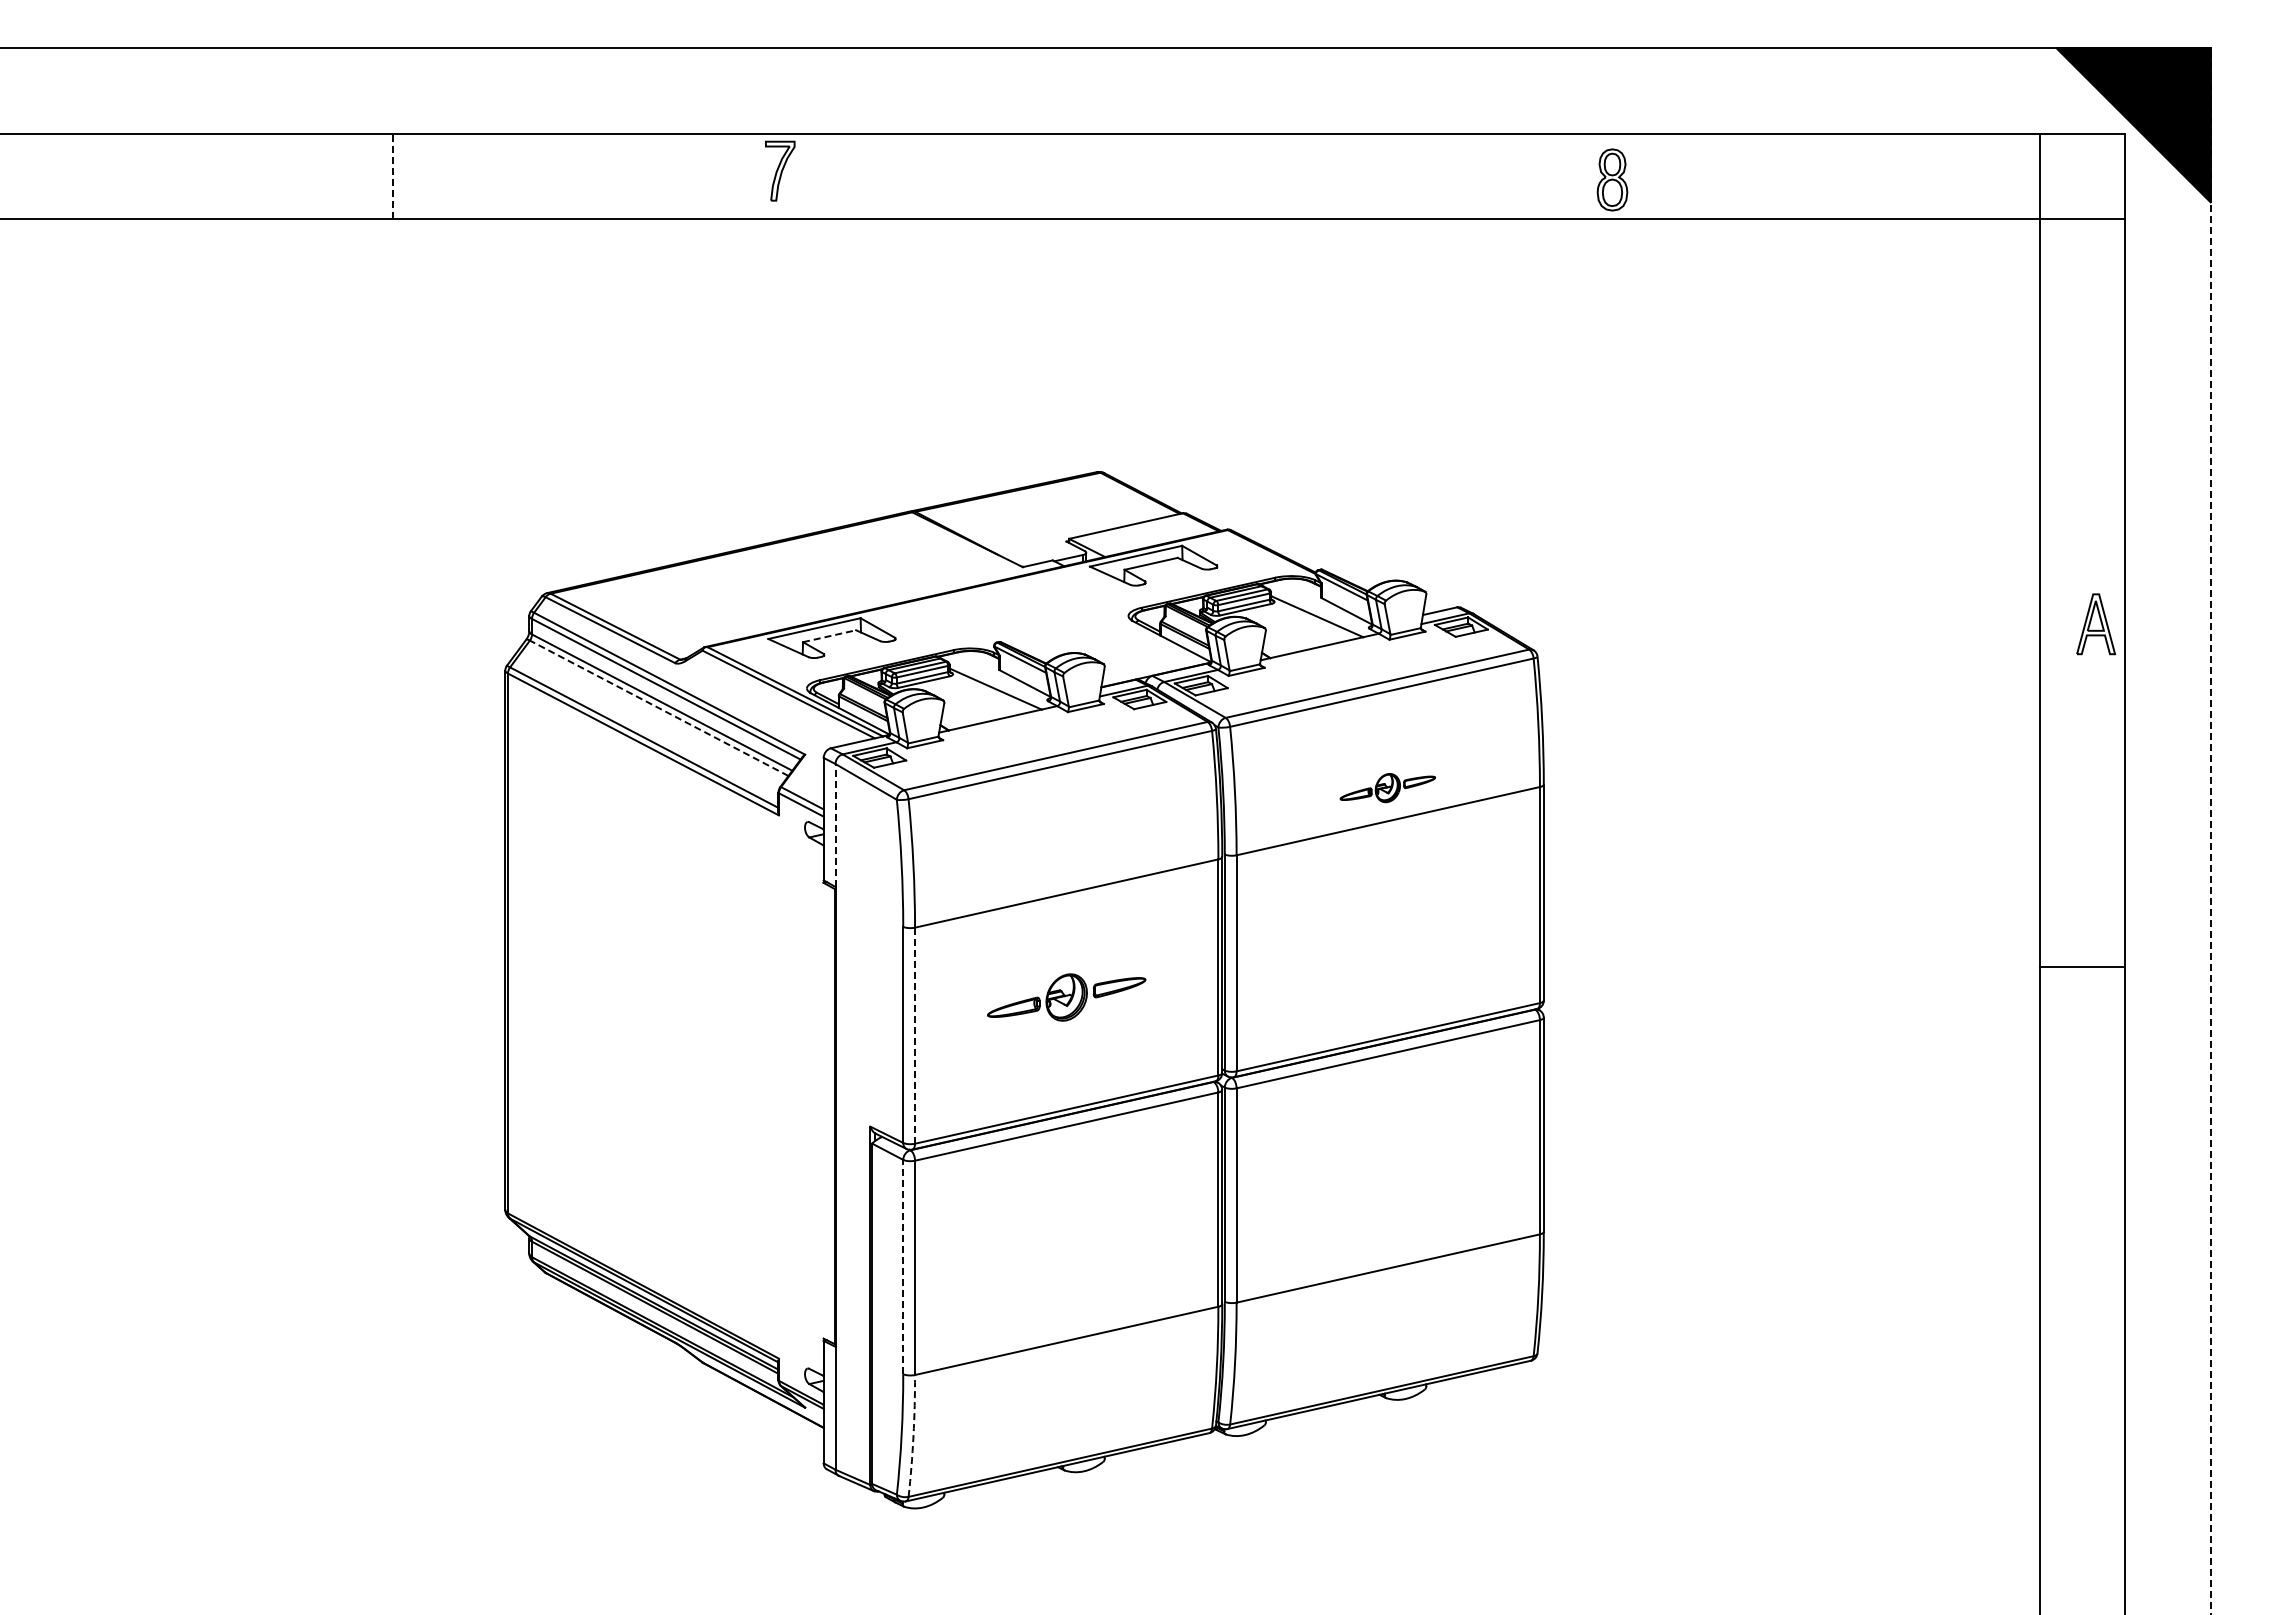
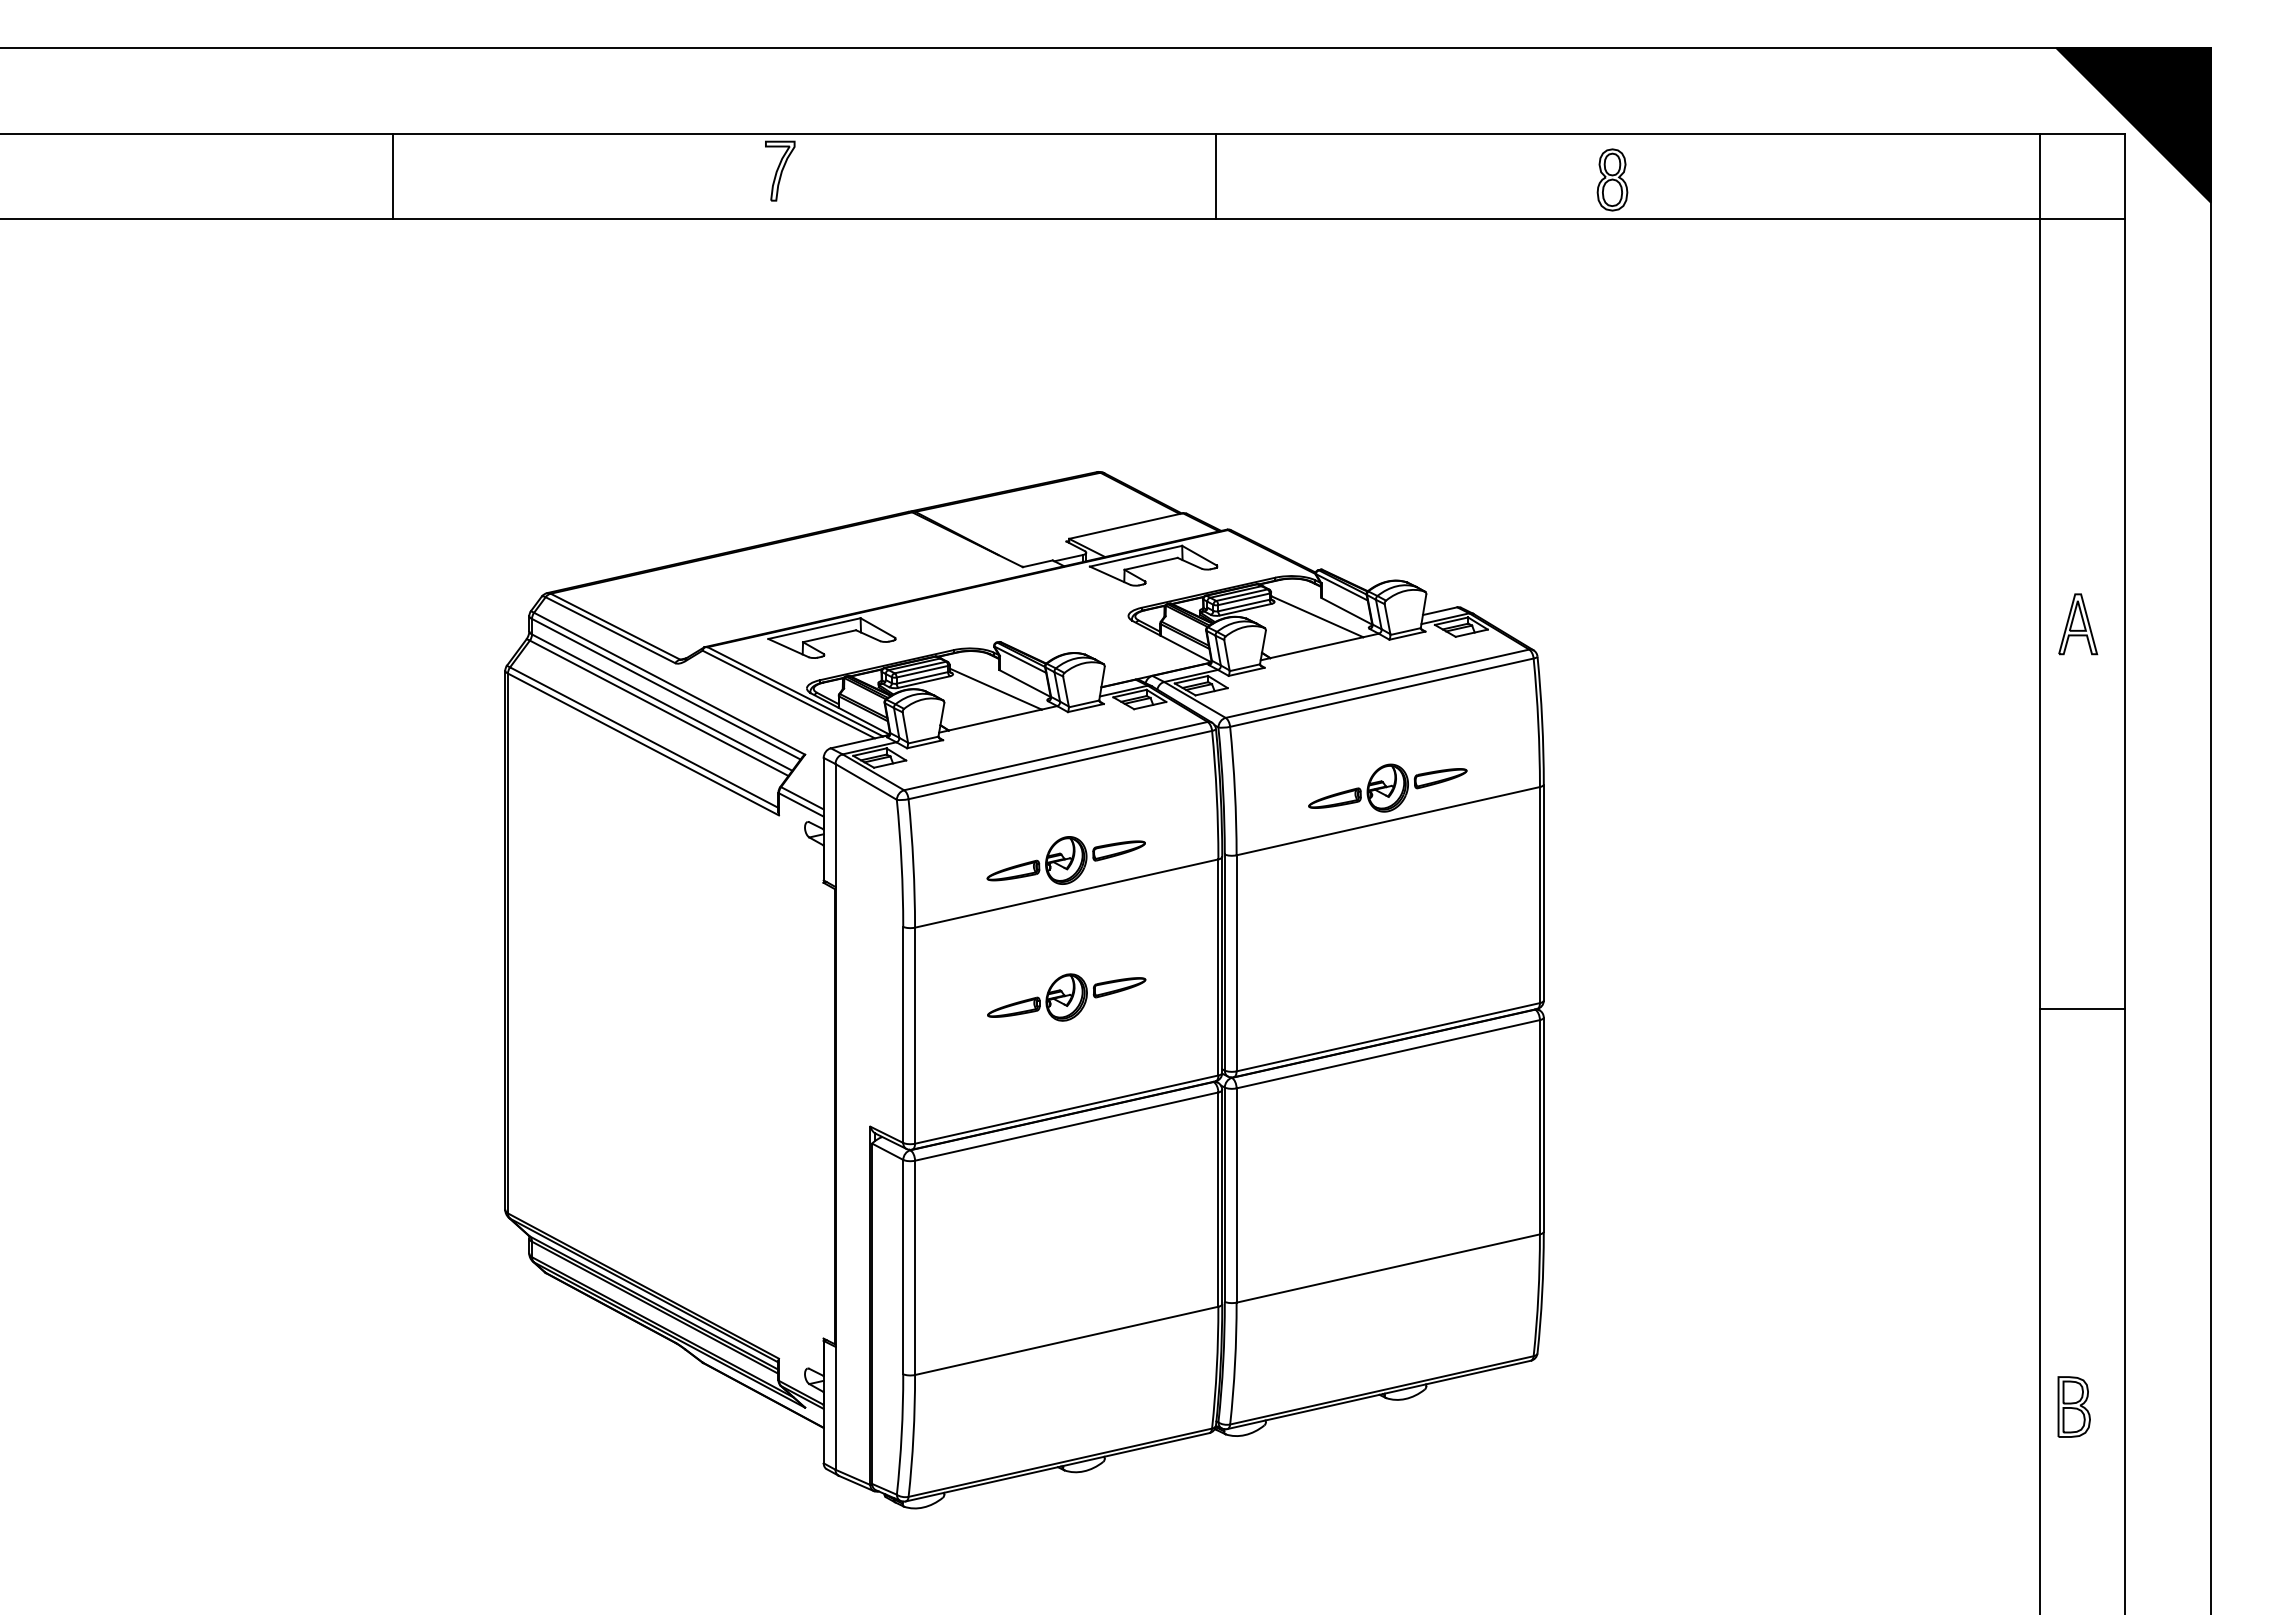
line: dashed -> solid (392, 176)
line: none -> present (1216, 176)
part position: (2096, 624) -> (2078, 624) (2078, 624)
line: dashed -> solid (830, 636)
line: dashed -> solid (659, 708)
part size: 98x31 px -> 160x50 px (1387, 787)
line: dashed -> solid (835, 825)
line: dashed -> solid (2210, 831)
part: none -> present (1065, 860)
line position: (2082, 967) -> (2082, 1009) (2082, 1009)
line: dashed -> solid (915, 1036)
line: dashed -> solid (903, 1266)
part: none -> present (2073, 1406)
arc: dashed -> solid (913, 1436)
